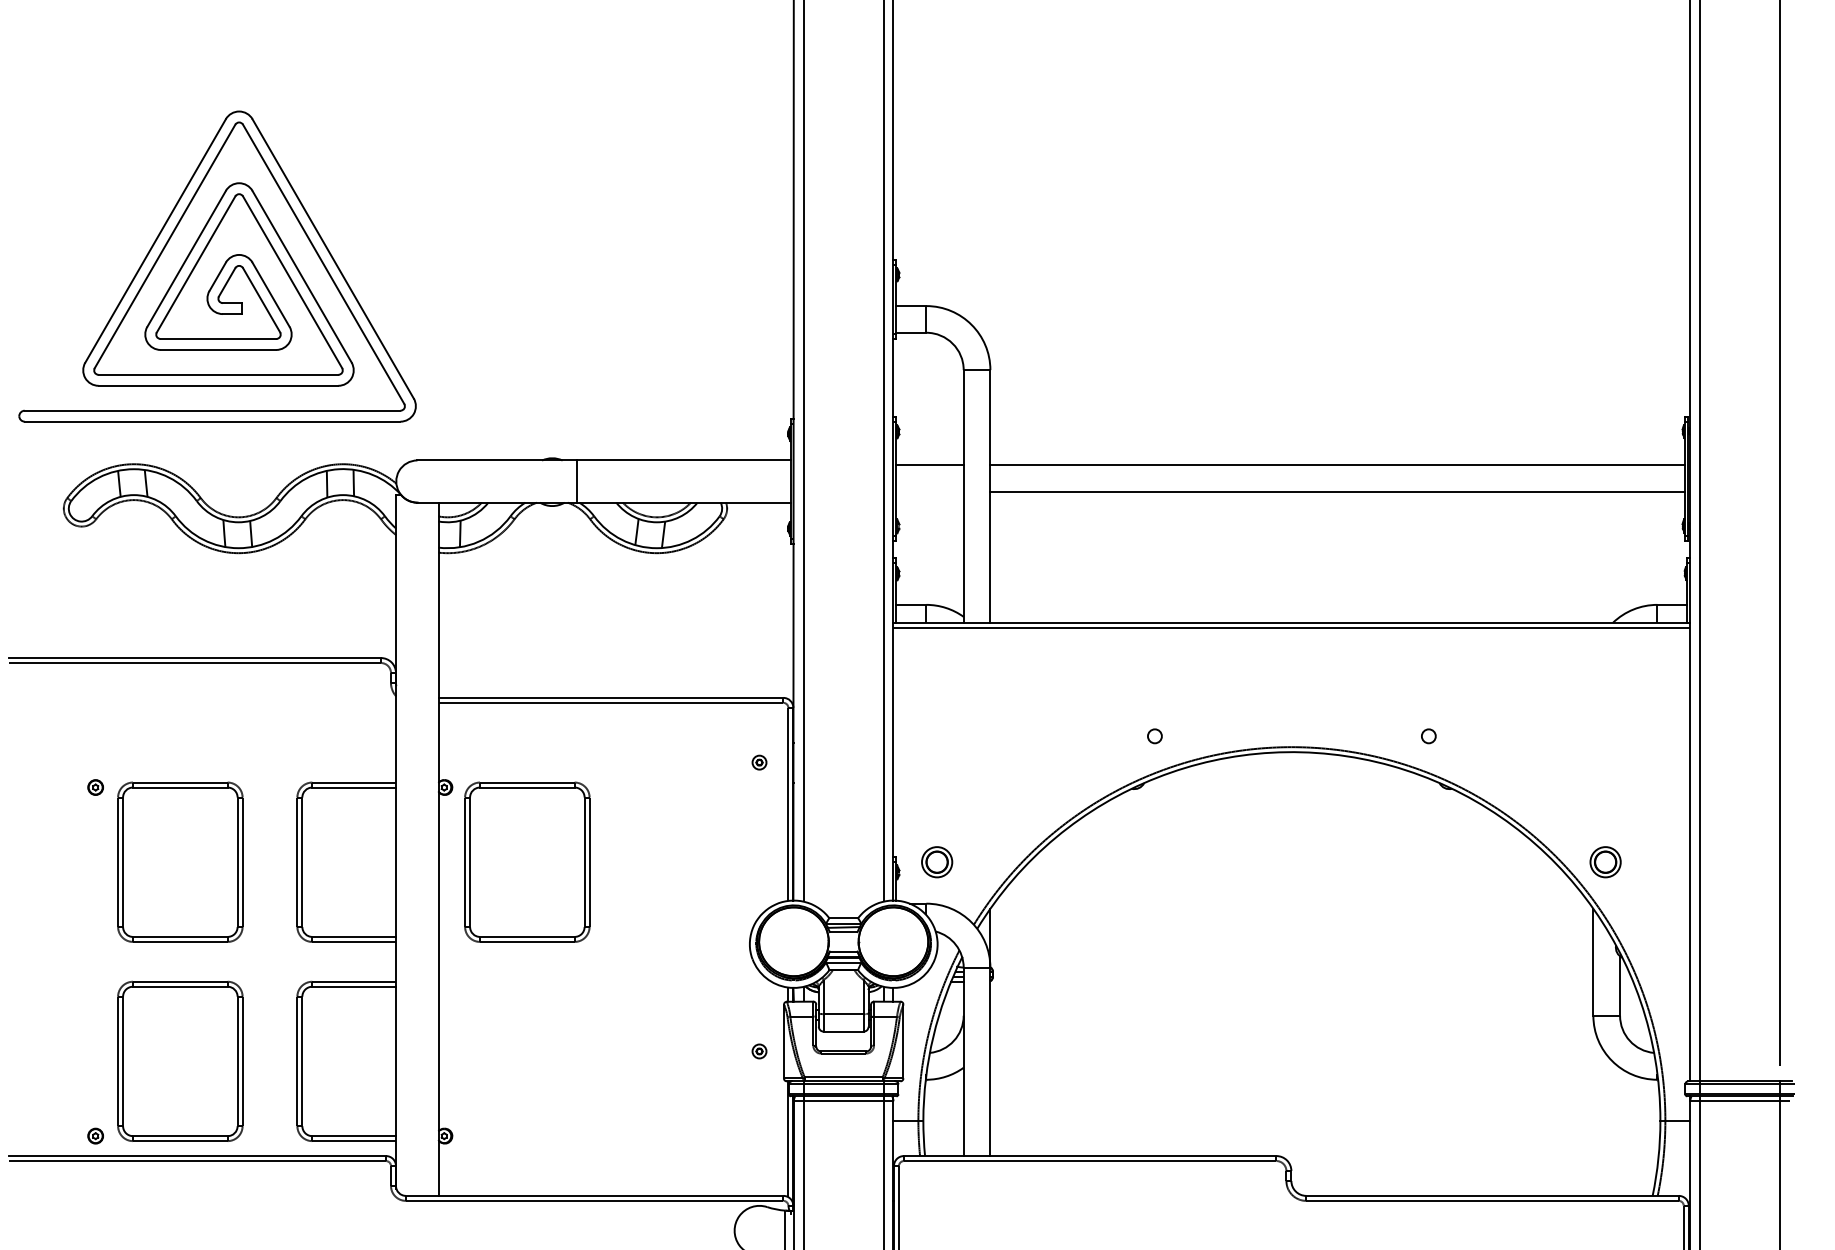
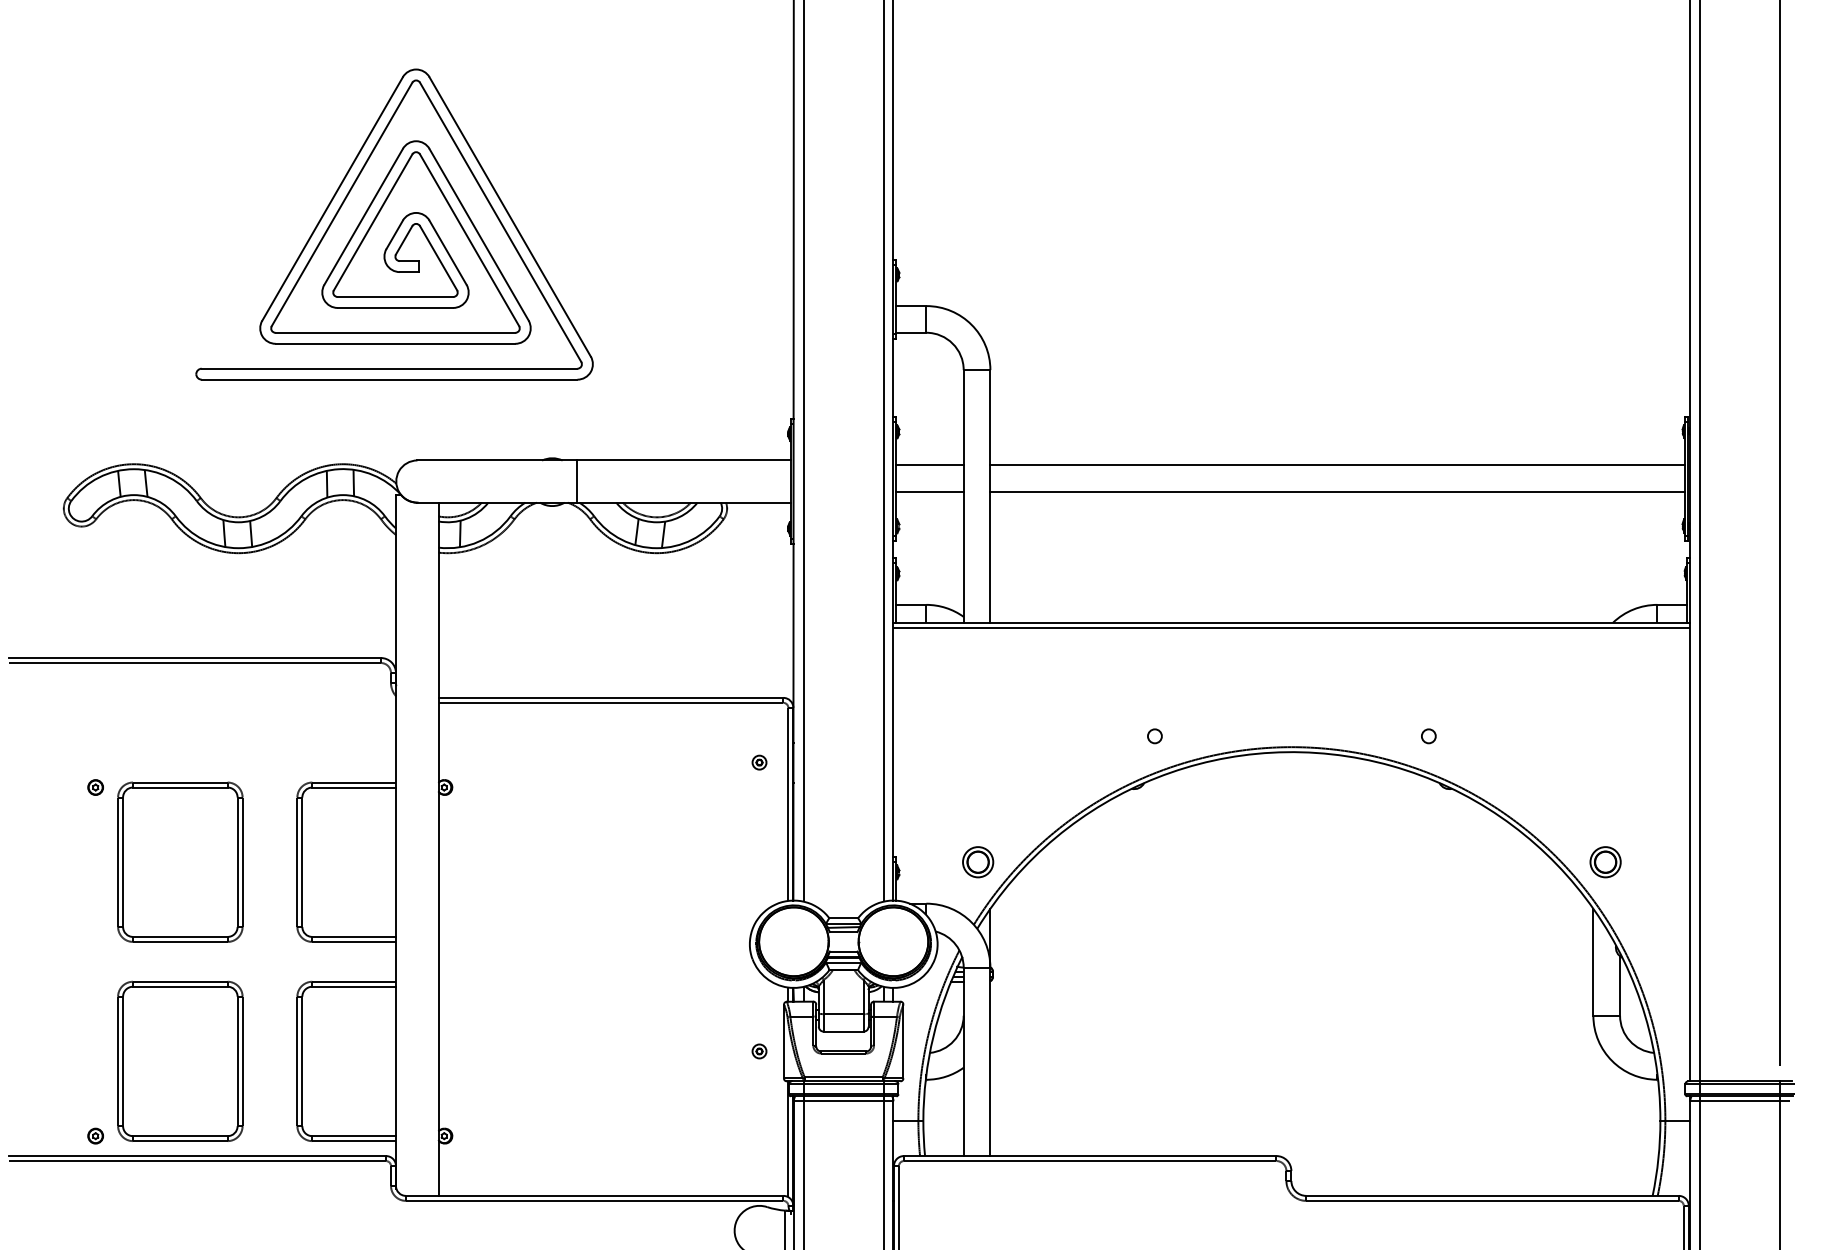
part position: (217, 266) -> (394, 224) (394, 224)
line: none -> present (929, 492)
part: present -> none (527, 861)
part position: (937, 862) -> (978, 862) (978, 862)
